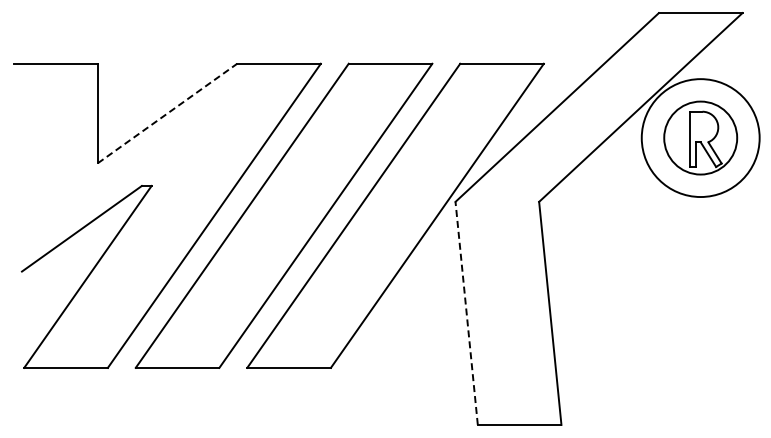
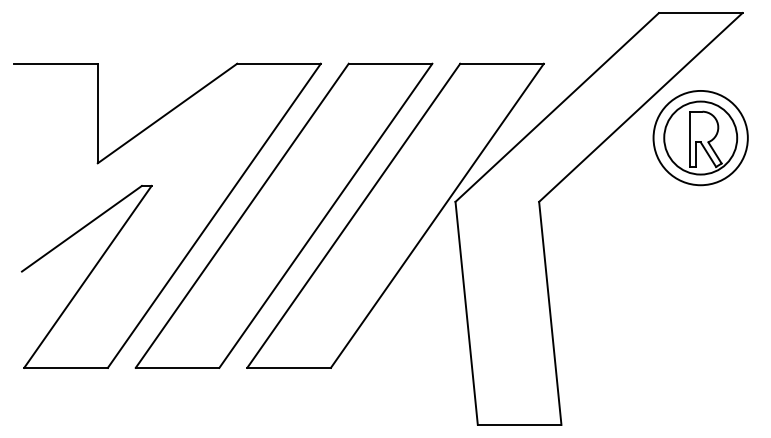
line: dashed -> solid (167, 113)
circle diameter: 118 px -> 94 px (700, 137)
line: dashed -> solid (466, 312)
